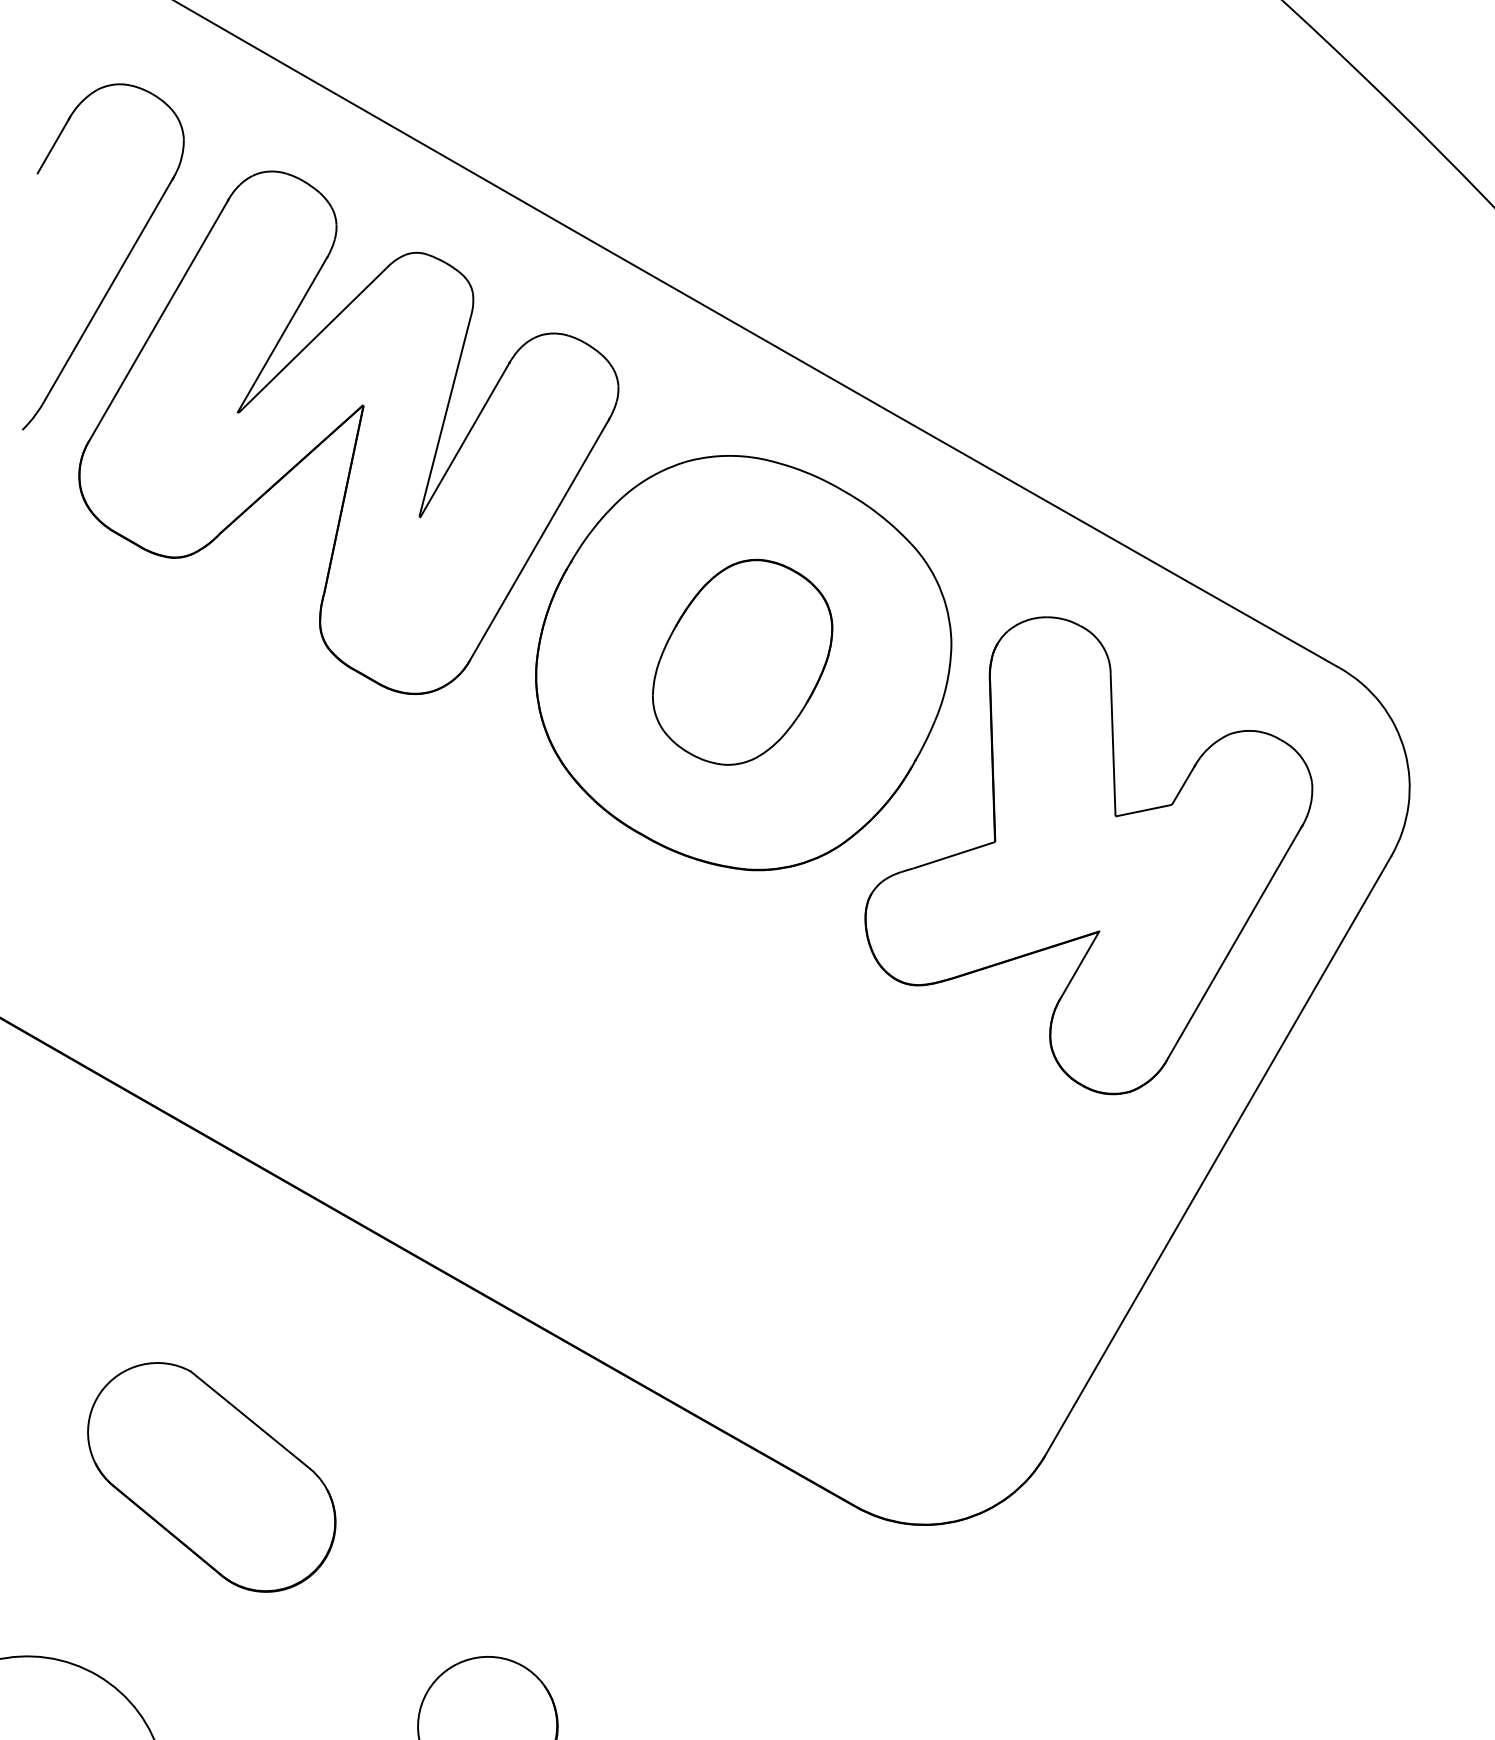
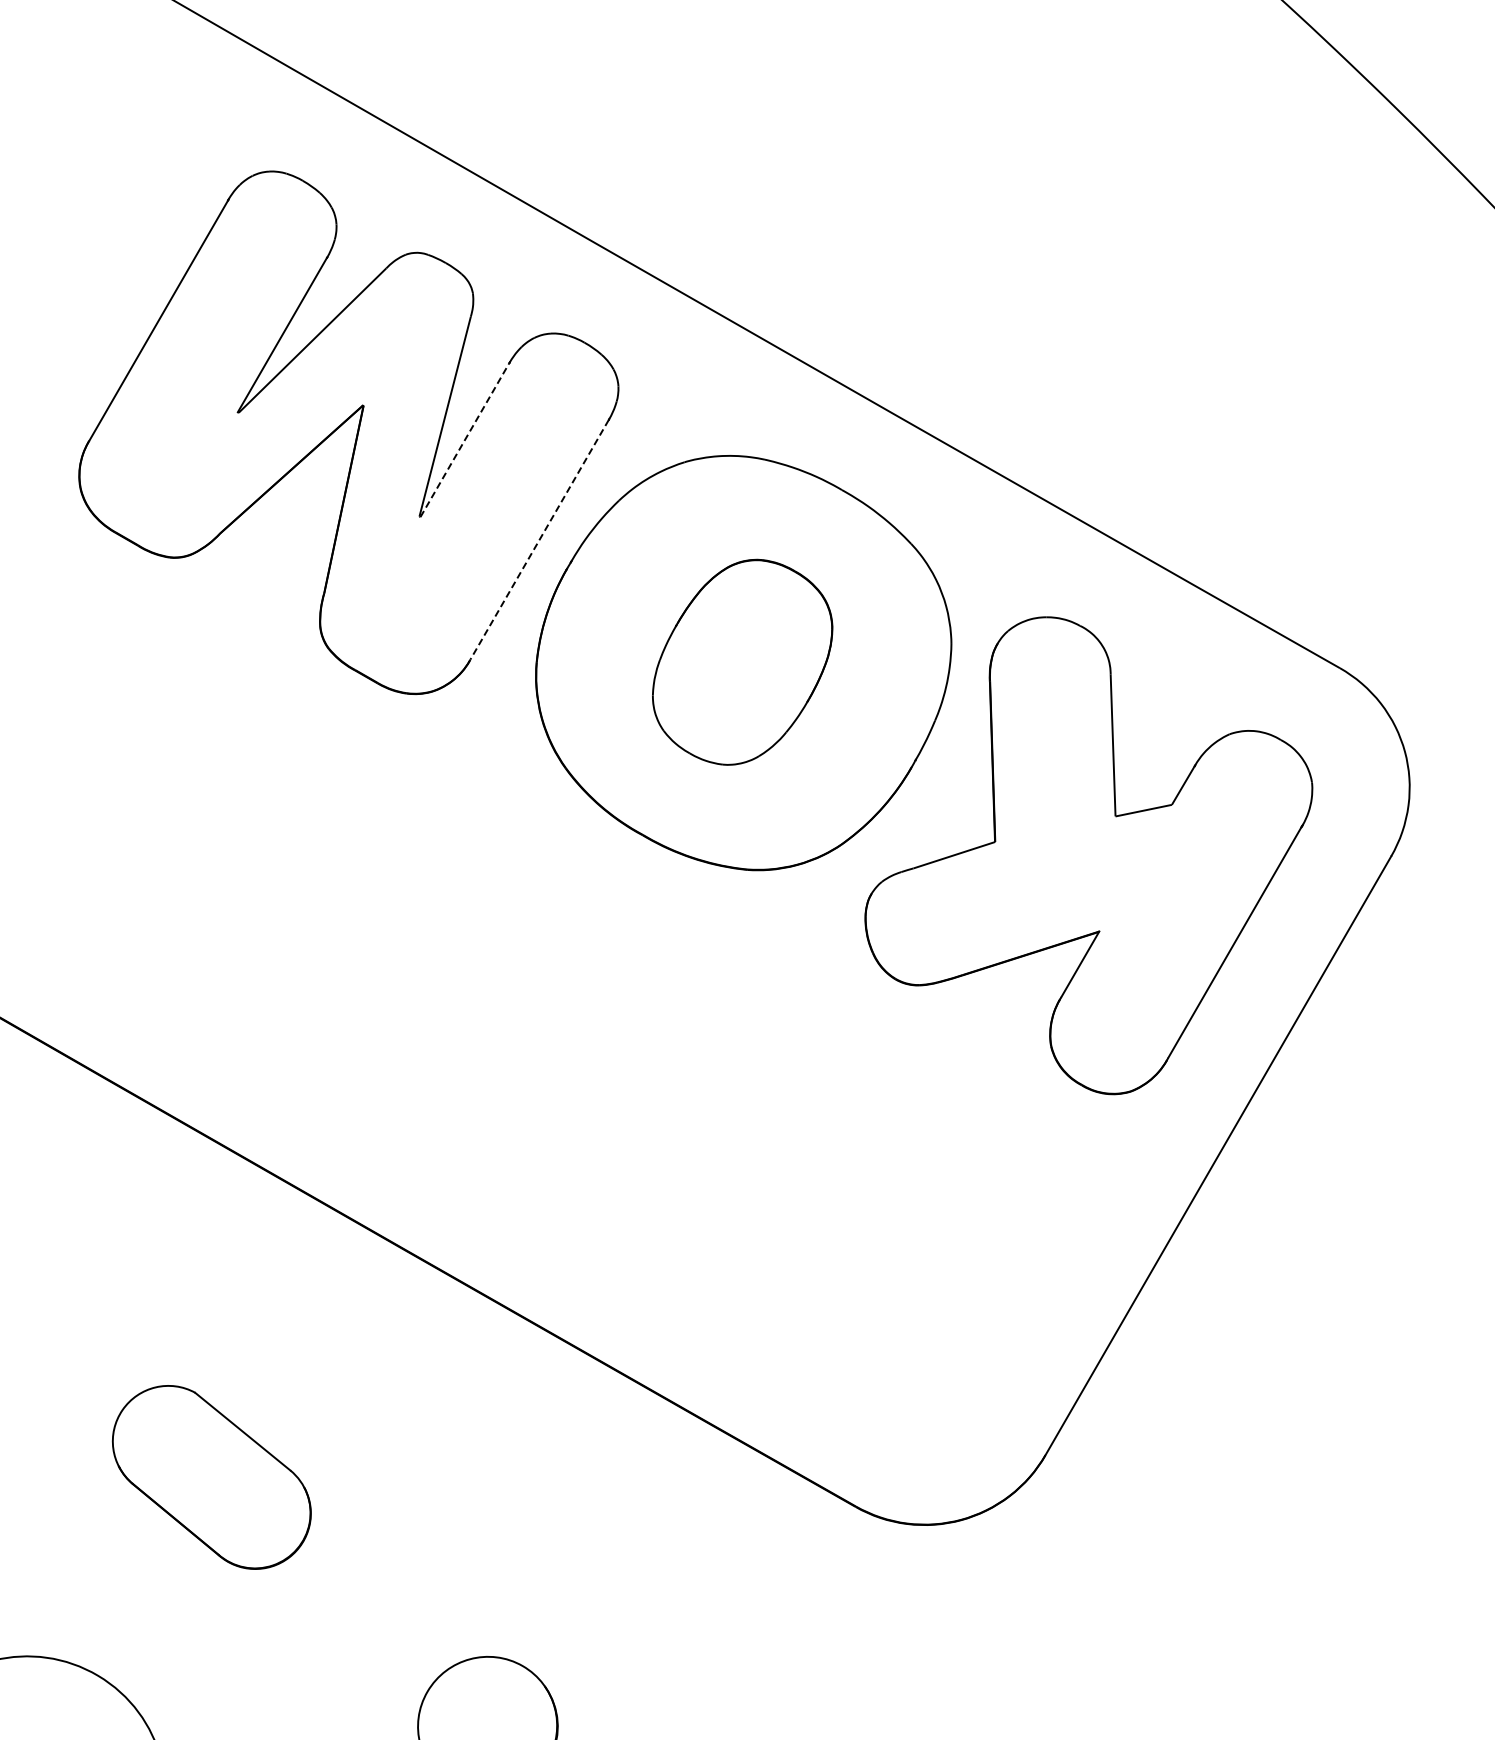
part: present -> none (121, 265)
line: solid -> dashed (465, 439)
line: solid -> dashed (539, 540)
part size: 250x231 px -> 201x185 px (211, 1477)
